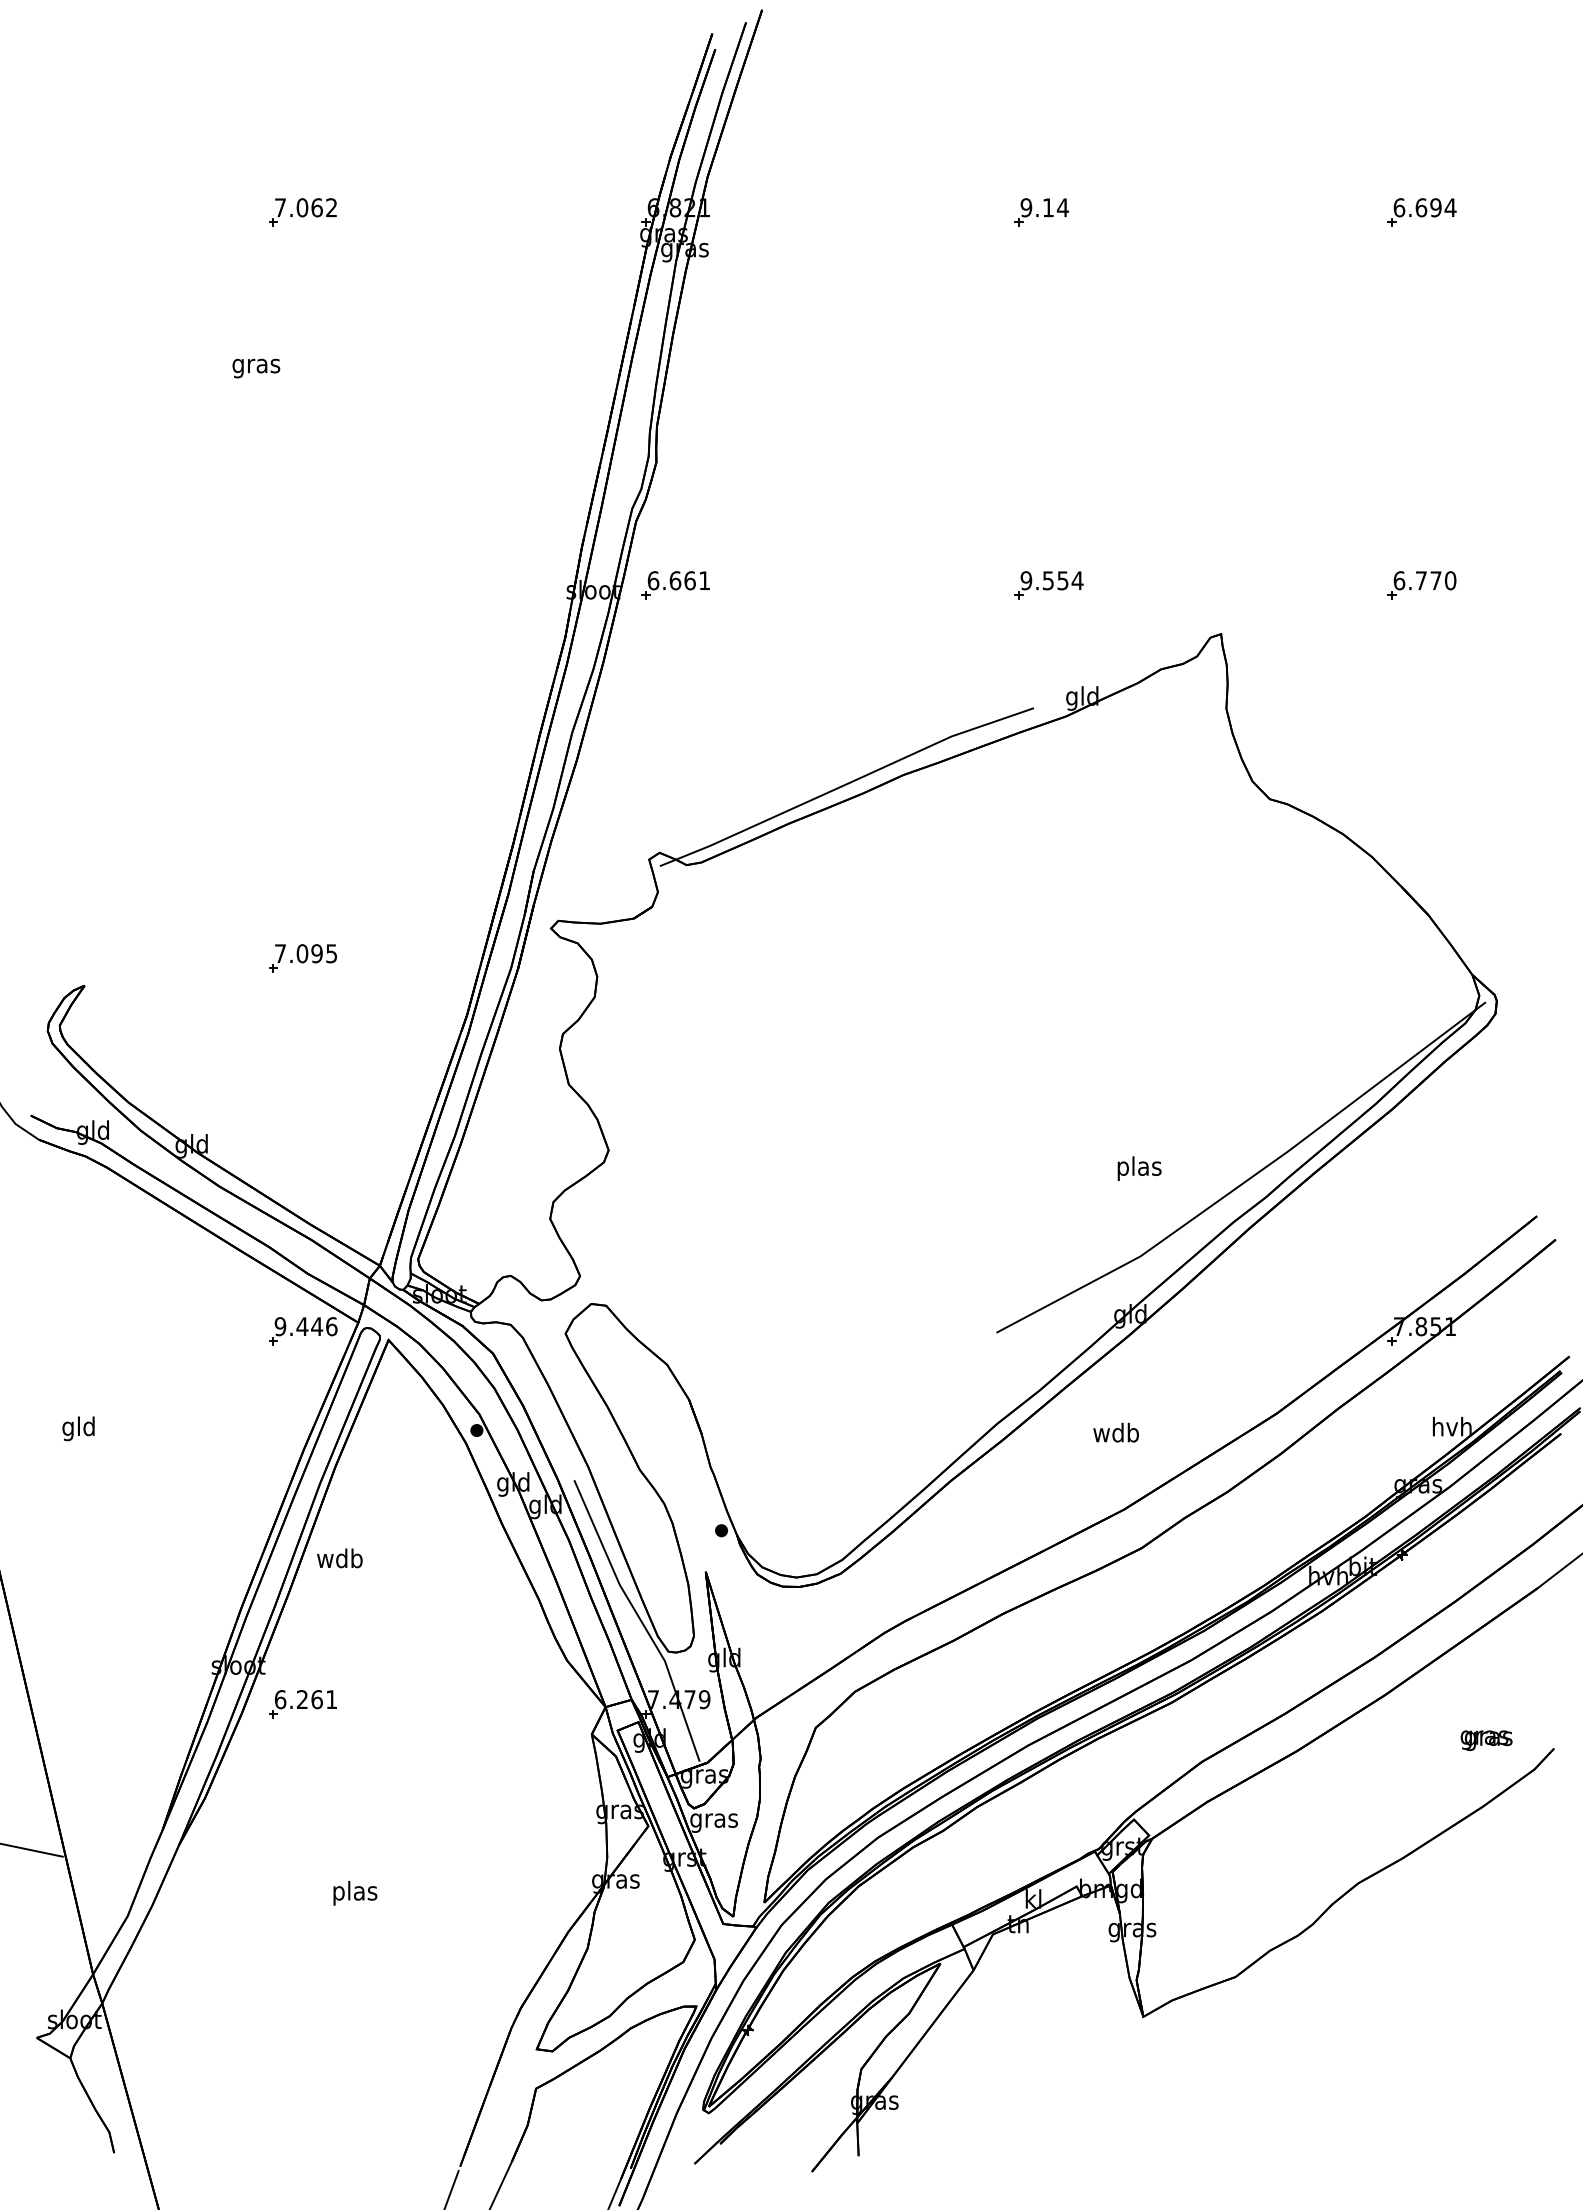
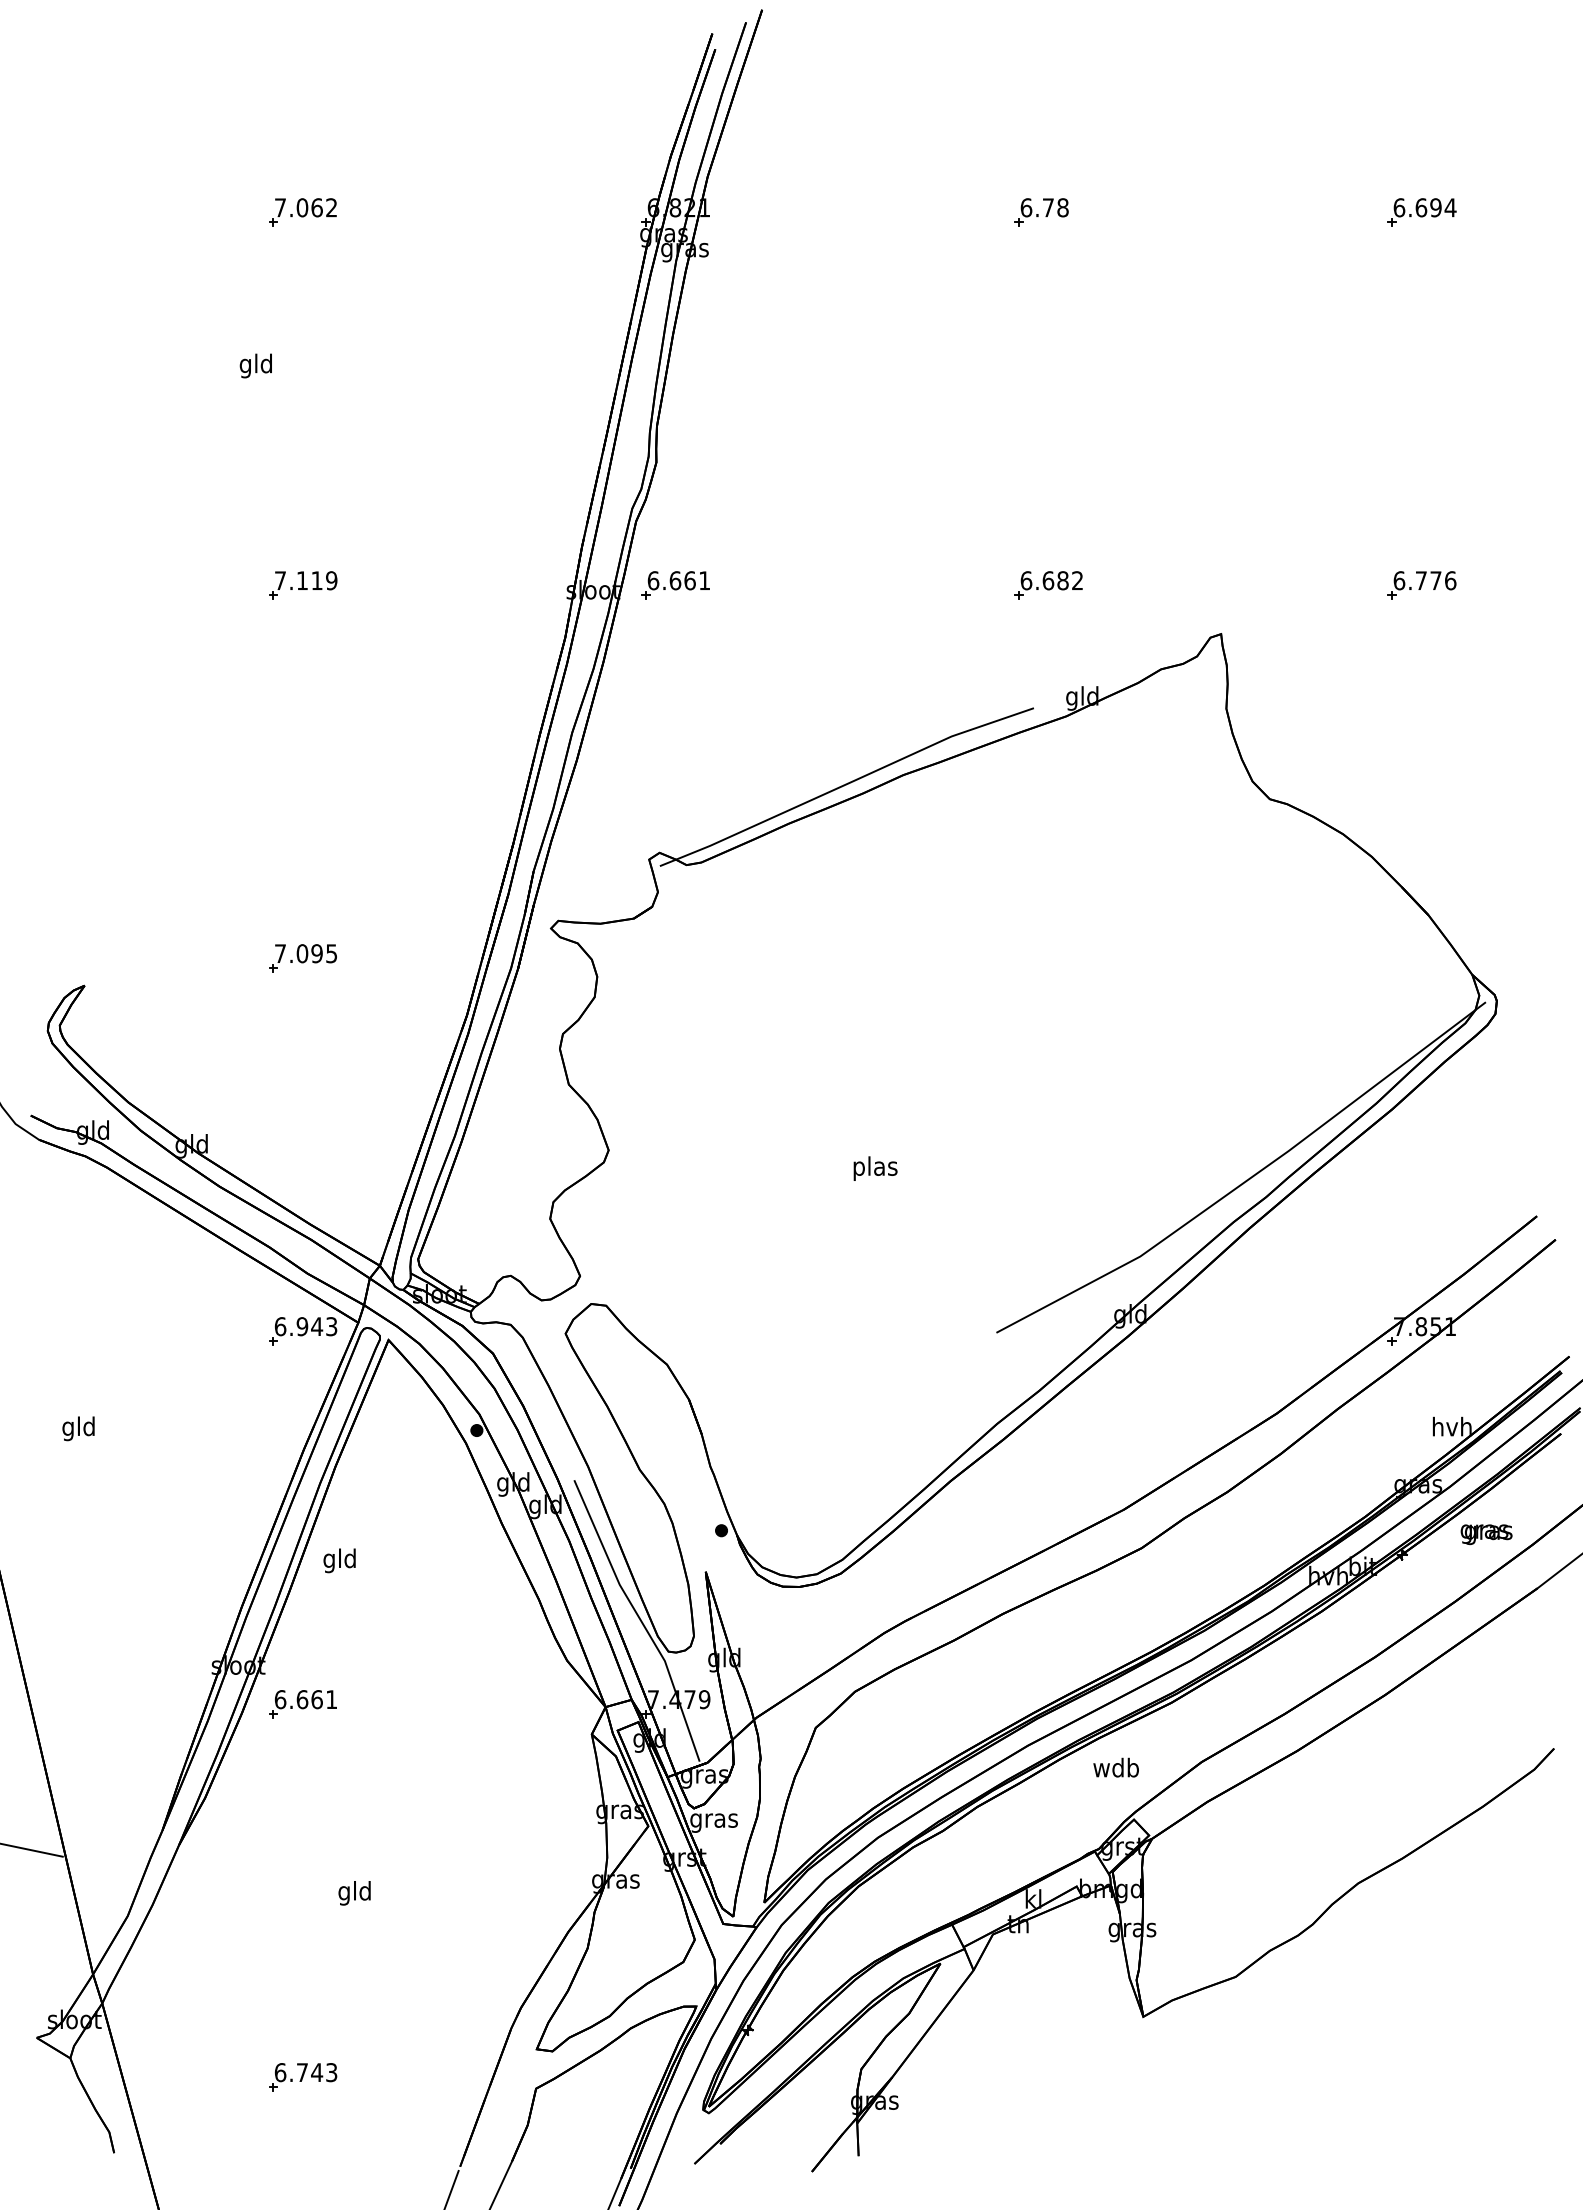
text: 9.14 -> 6.78 (1044, 207)
text: gras -> gld (256, 365)
text: 9.554 -> 6.682 (1051, 580)
text: 6.770 -> 6.776 (1450, 580)
part: none -> present (303, 585)
text position: (1139, 1168) -> (875, 1168) (875, 1168)
text: 9.446 -> 6.943 (305, 1326)
text position: (1115, 1432) -> (1115, 1767) (1115, 1767)
text: wdb -> gld (339, 1560)
text: 6.261 -> 6.661 (302, 1699)
text position: (1486, 1740) -> (1486, 1534) (1486, 1534)
text: plas -> gld (355, 1893)
part: none -> present (303, 2077)
